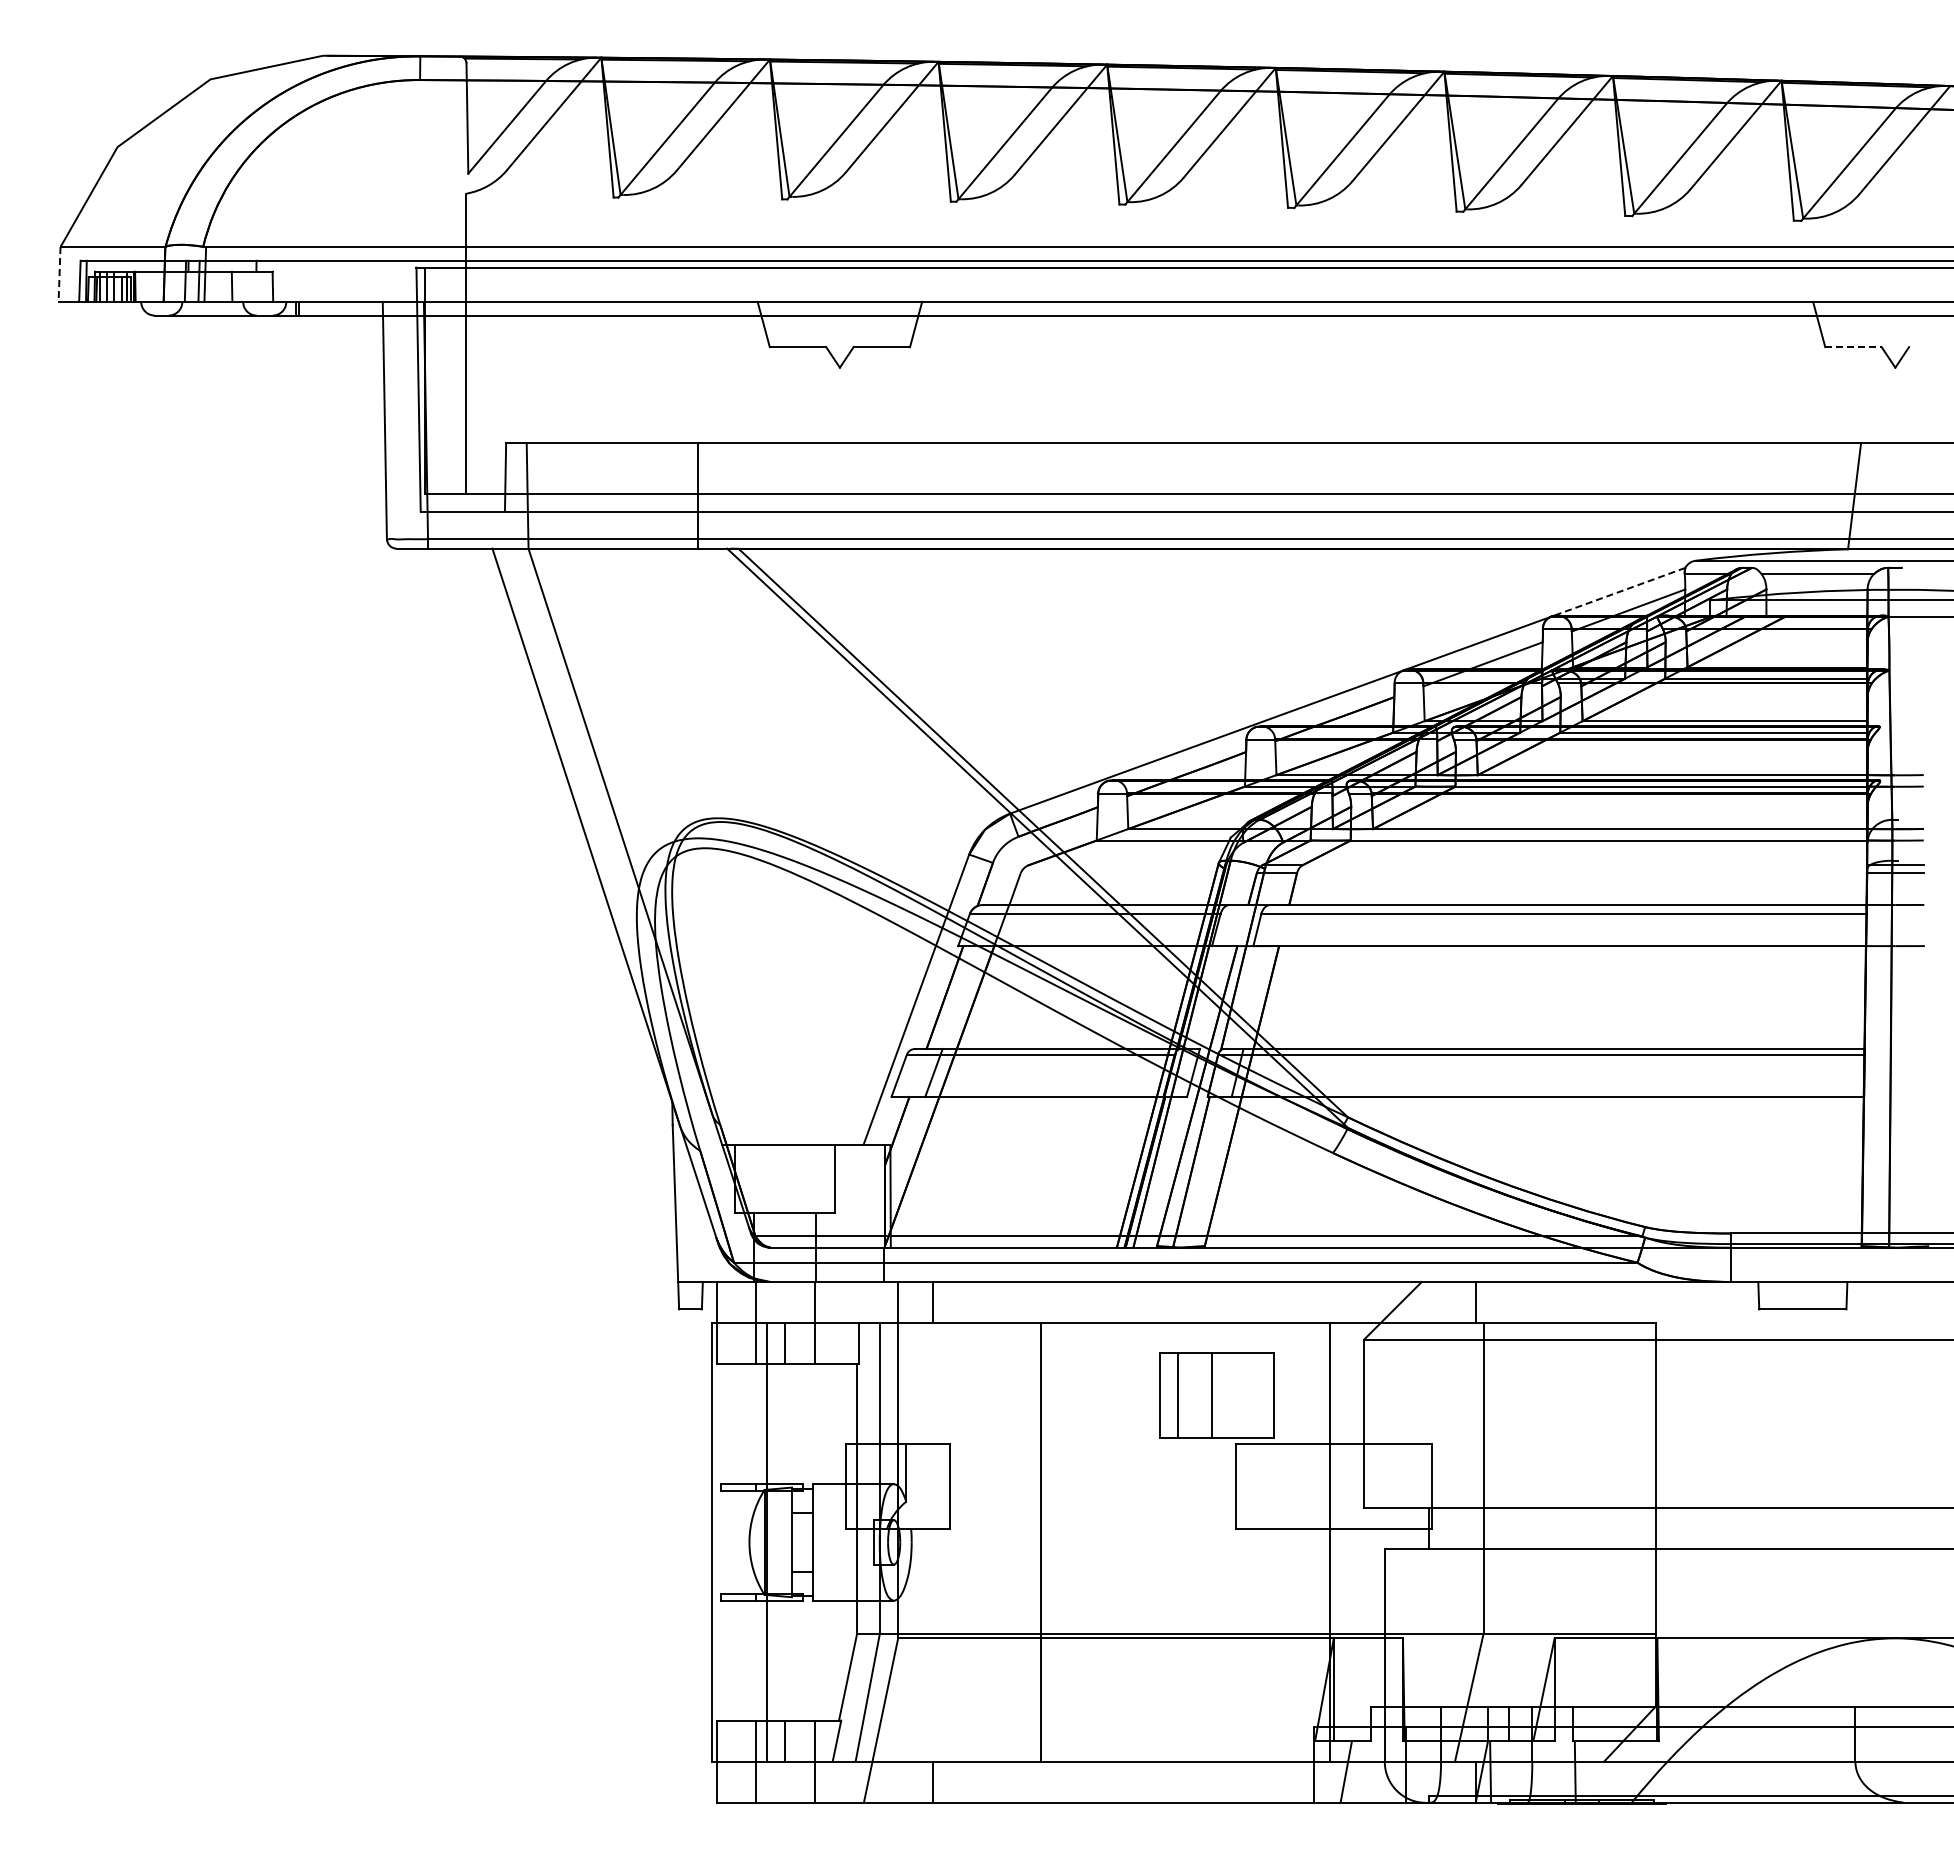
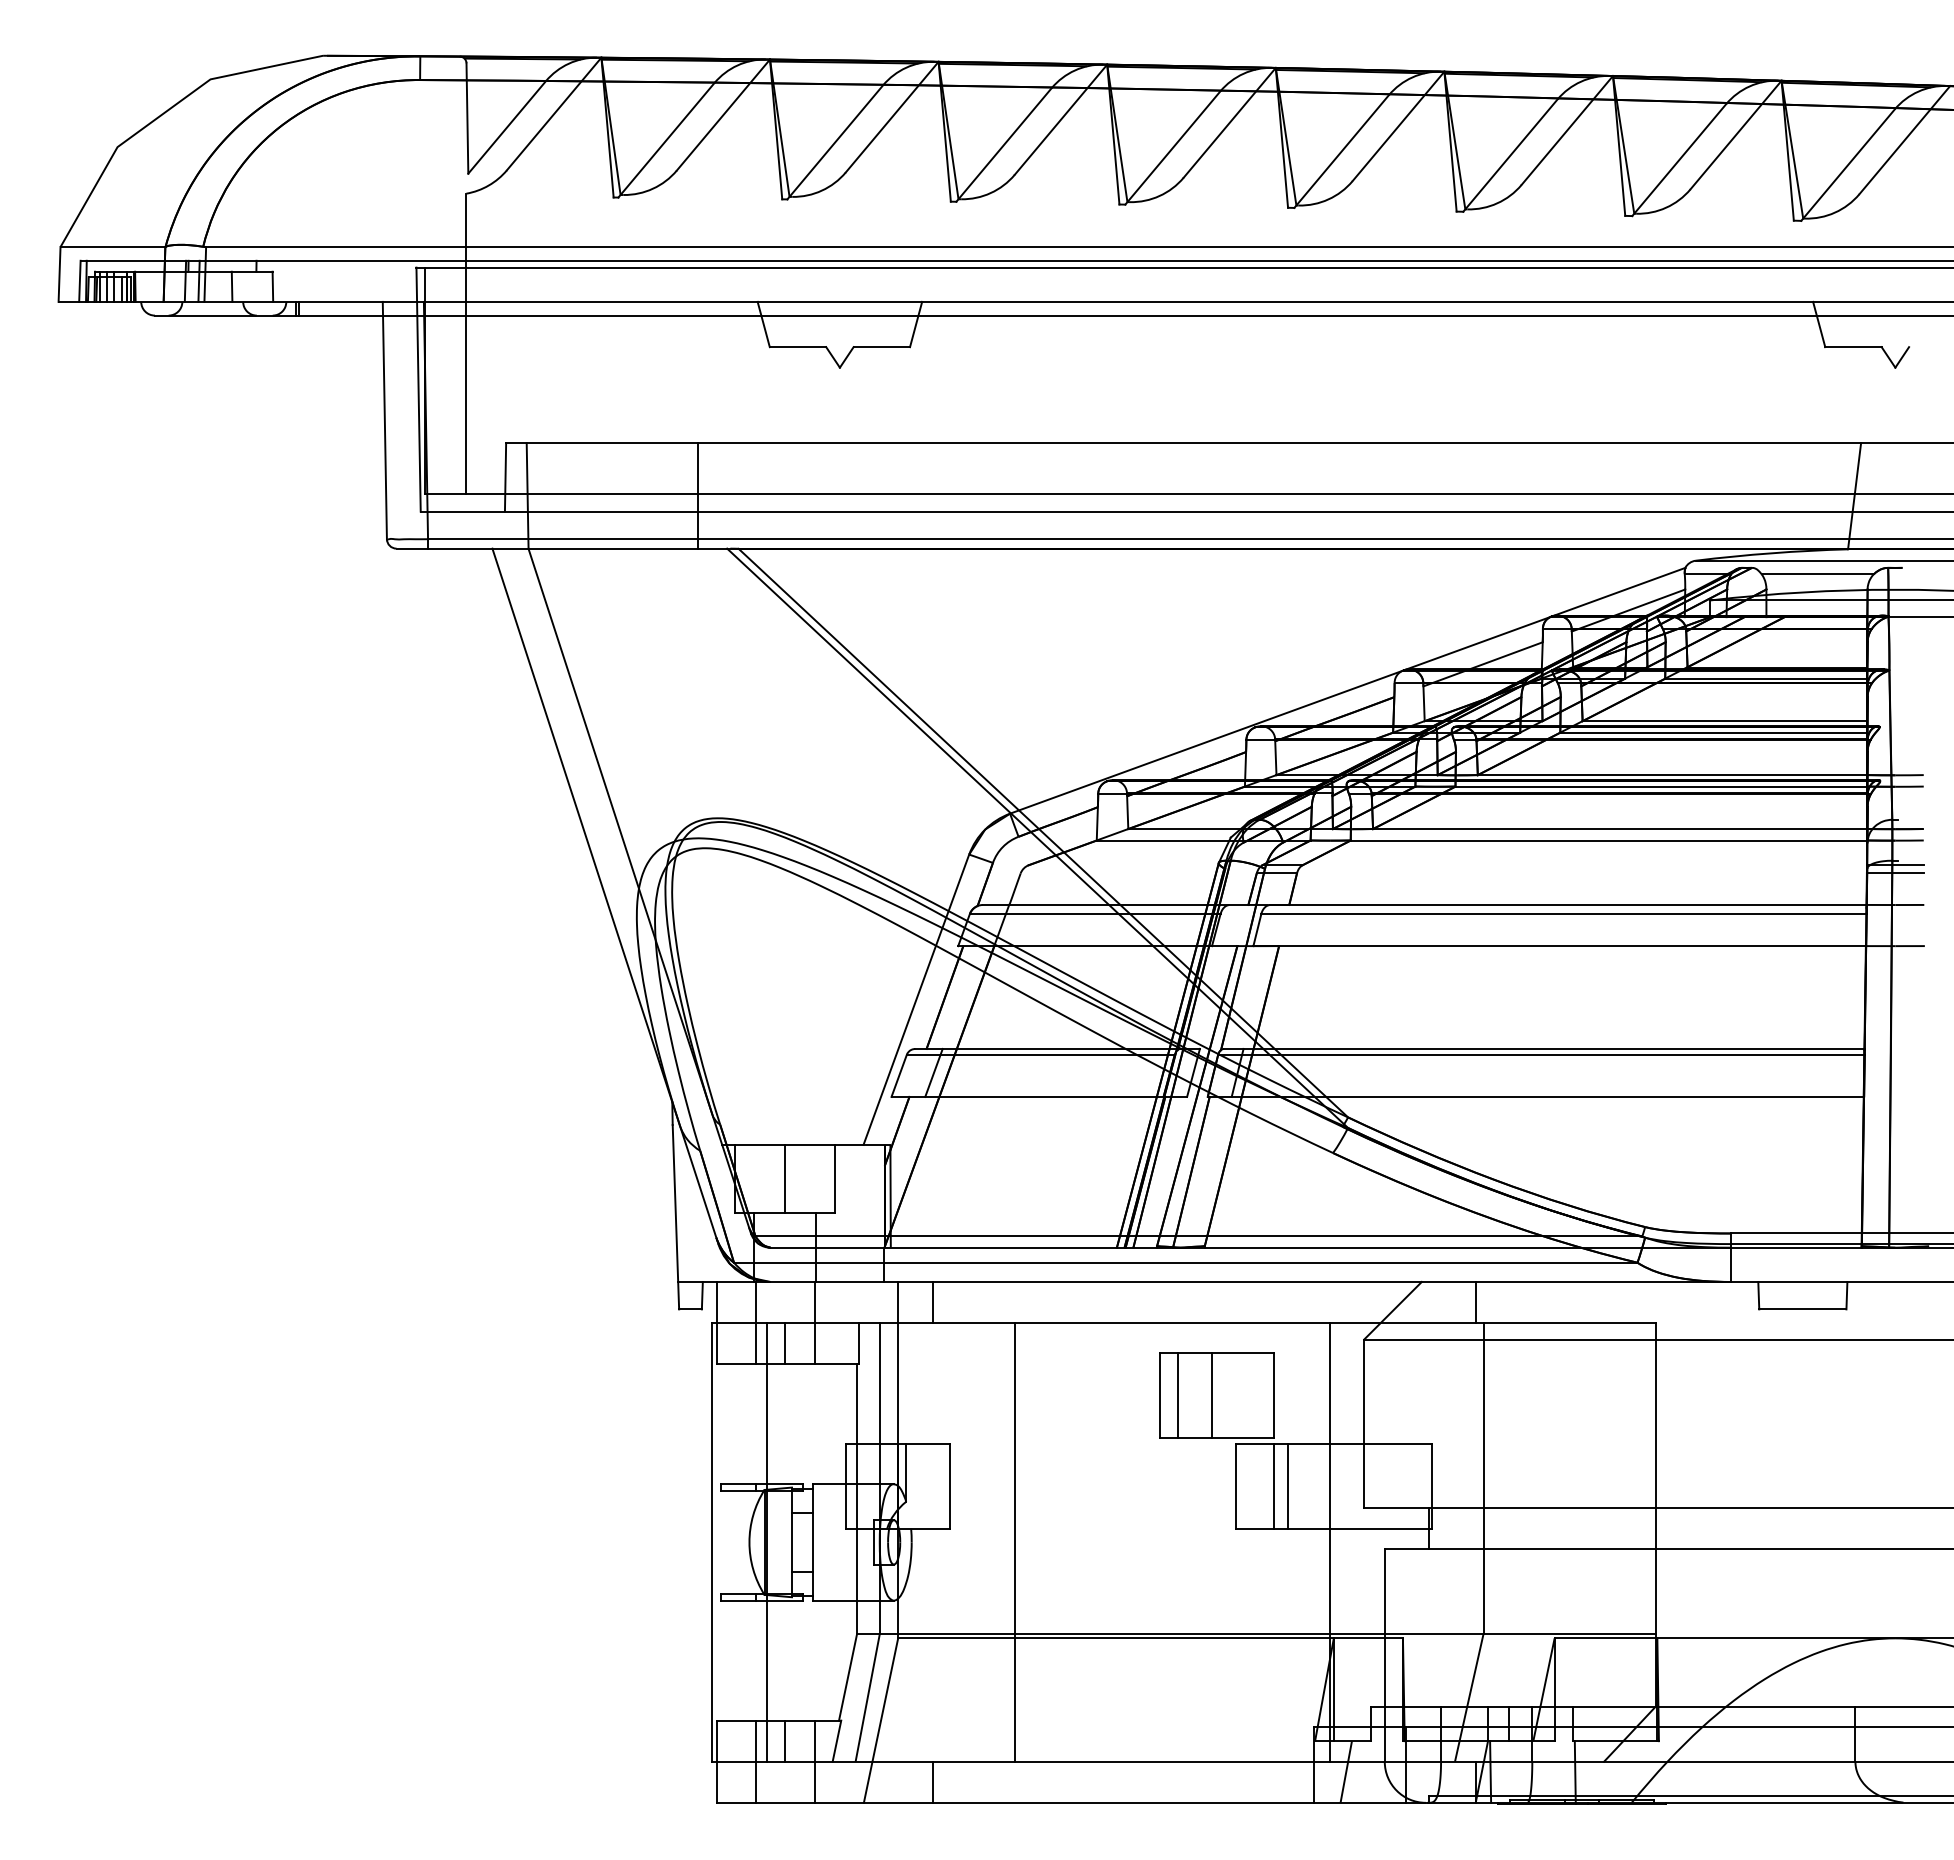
line: dashed -> solid (59, 274)
line: dashed -> solid (1853, 347)
line: dashed -> solid (1618, 592)
line: none -> present (785, 1178)
line: none -> present (1274, 1485)
line: none -> present (1287, 1485)
line position: (1040, 1542) -> (1014, 1542) (1014, 1542)
